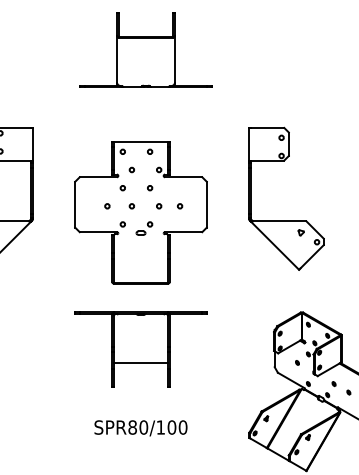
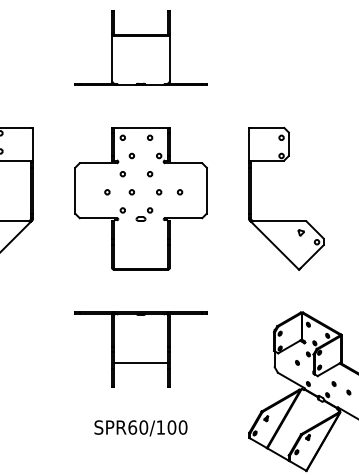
part position: (145, 49) -> (140, 47) (140, 47)
part position: (140, 212) -> (140, 198) (140, 198)
text: SPR80/100 -> SPR60/100 (132, 427)
